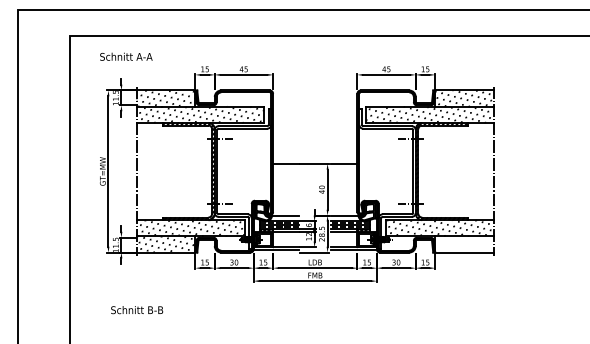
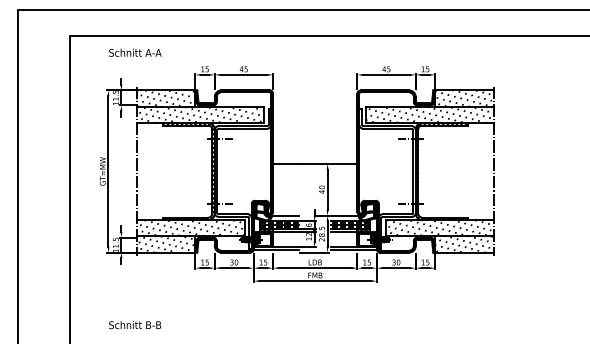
text position: (126, 56) -> (135, 52) (135, 52)
hatch: none -> present (463, 244)
text position: (137, 310) -> (135, 325) (135, 325)
